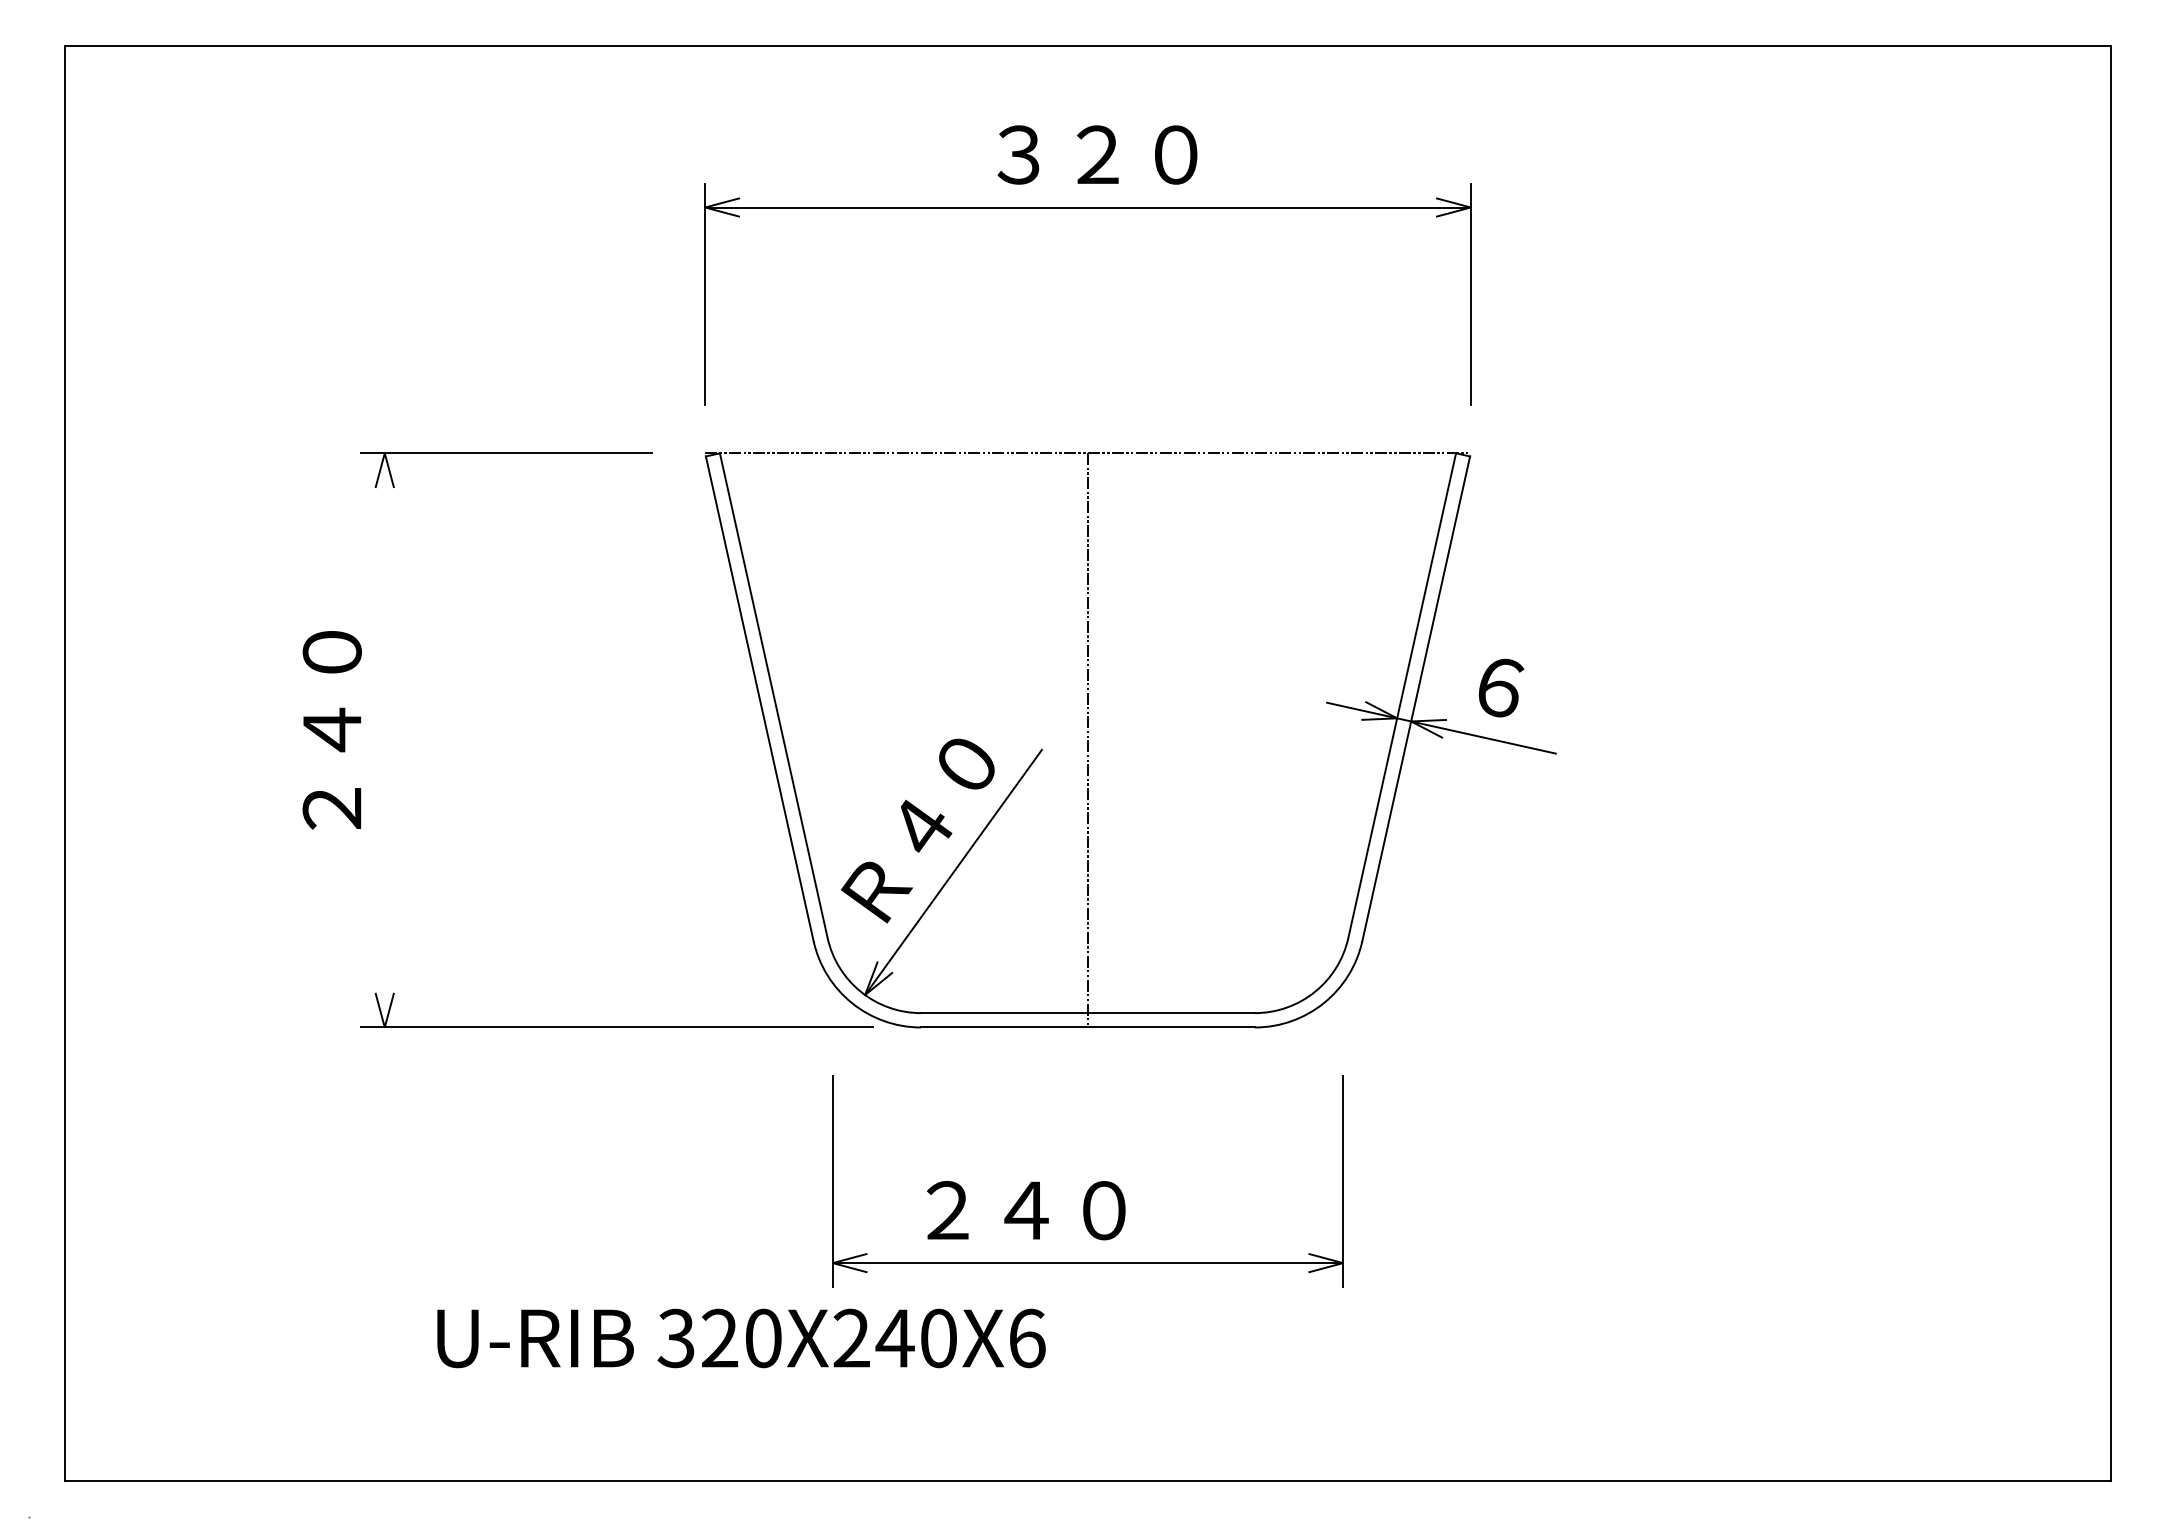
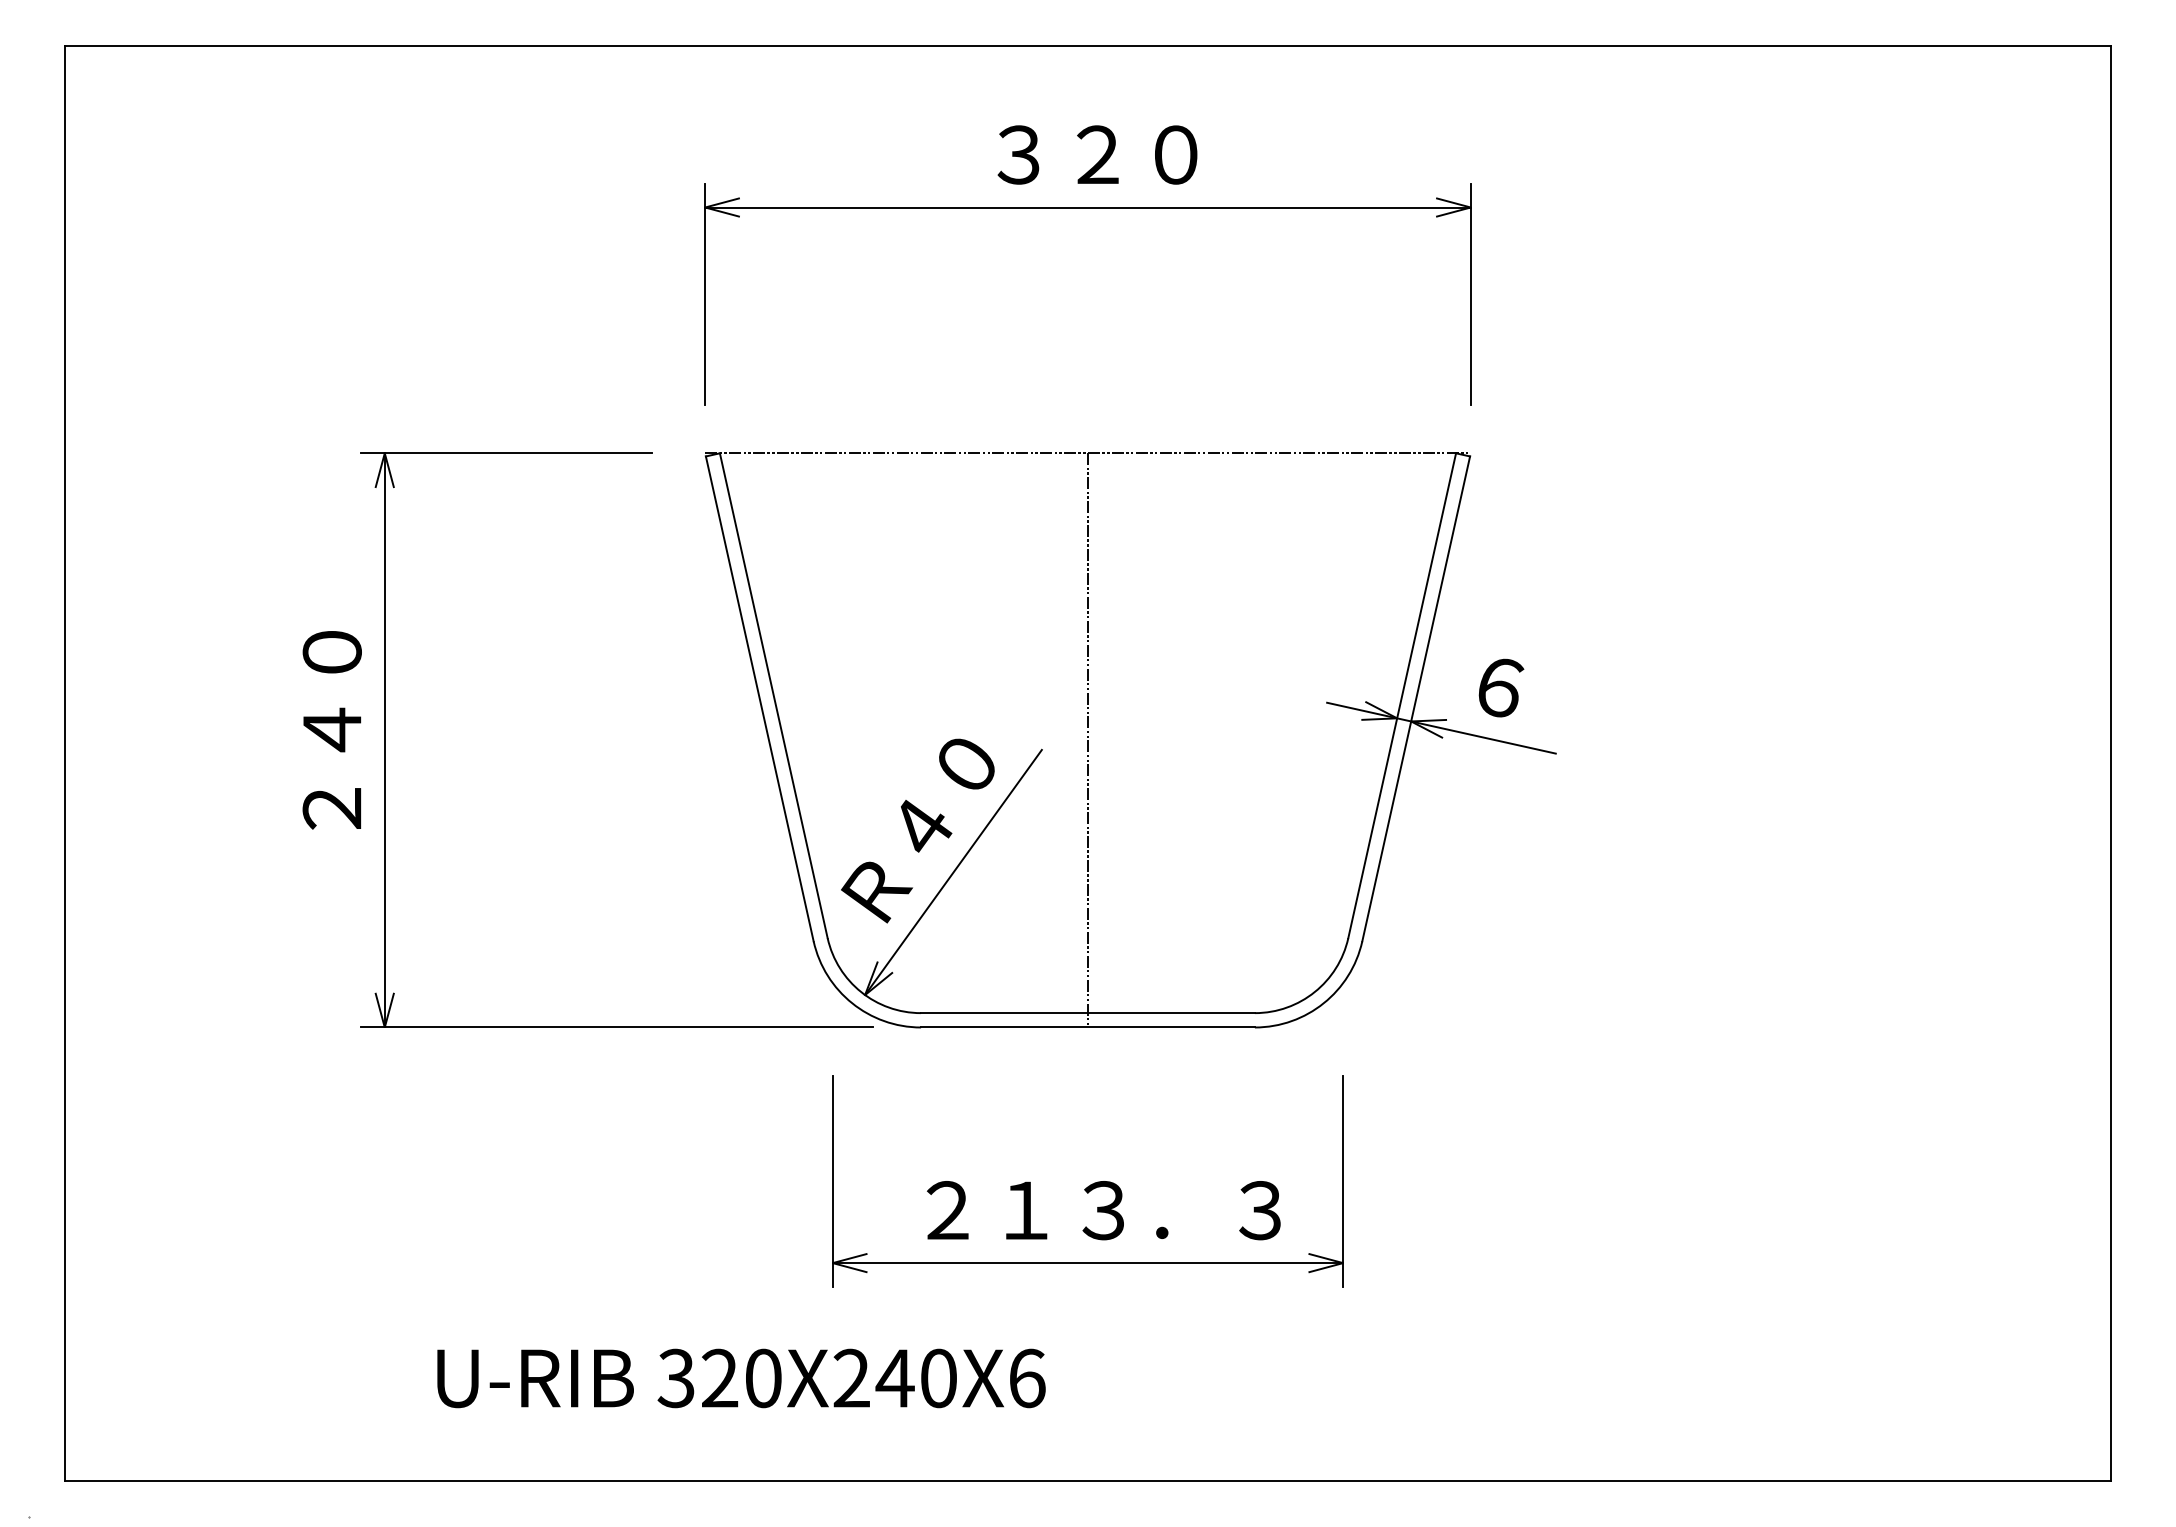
line: none -> present (384, 740)
text: ２４０ -> ２１３．３ (1142, 1210)
text position: (741, 1338) -> (741, 1378) (741, 1378)
